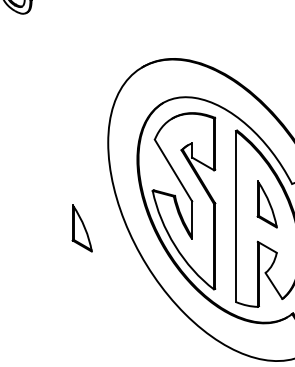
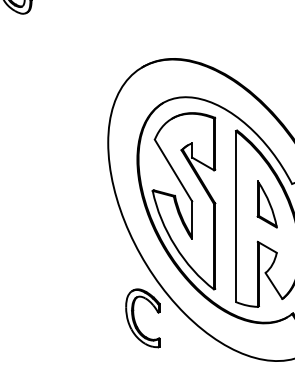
part: present -> none (81, 228)
part: none -> present (135, 319)
